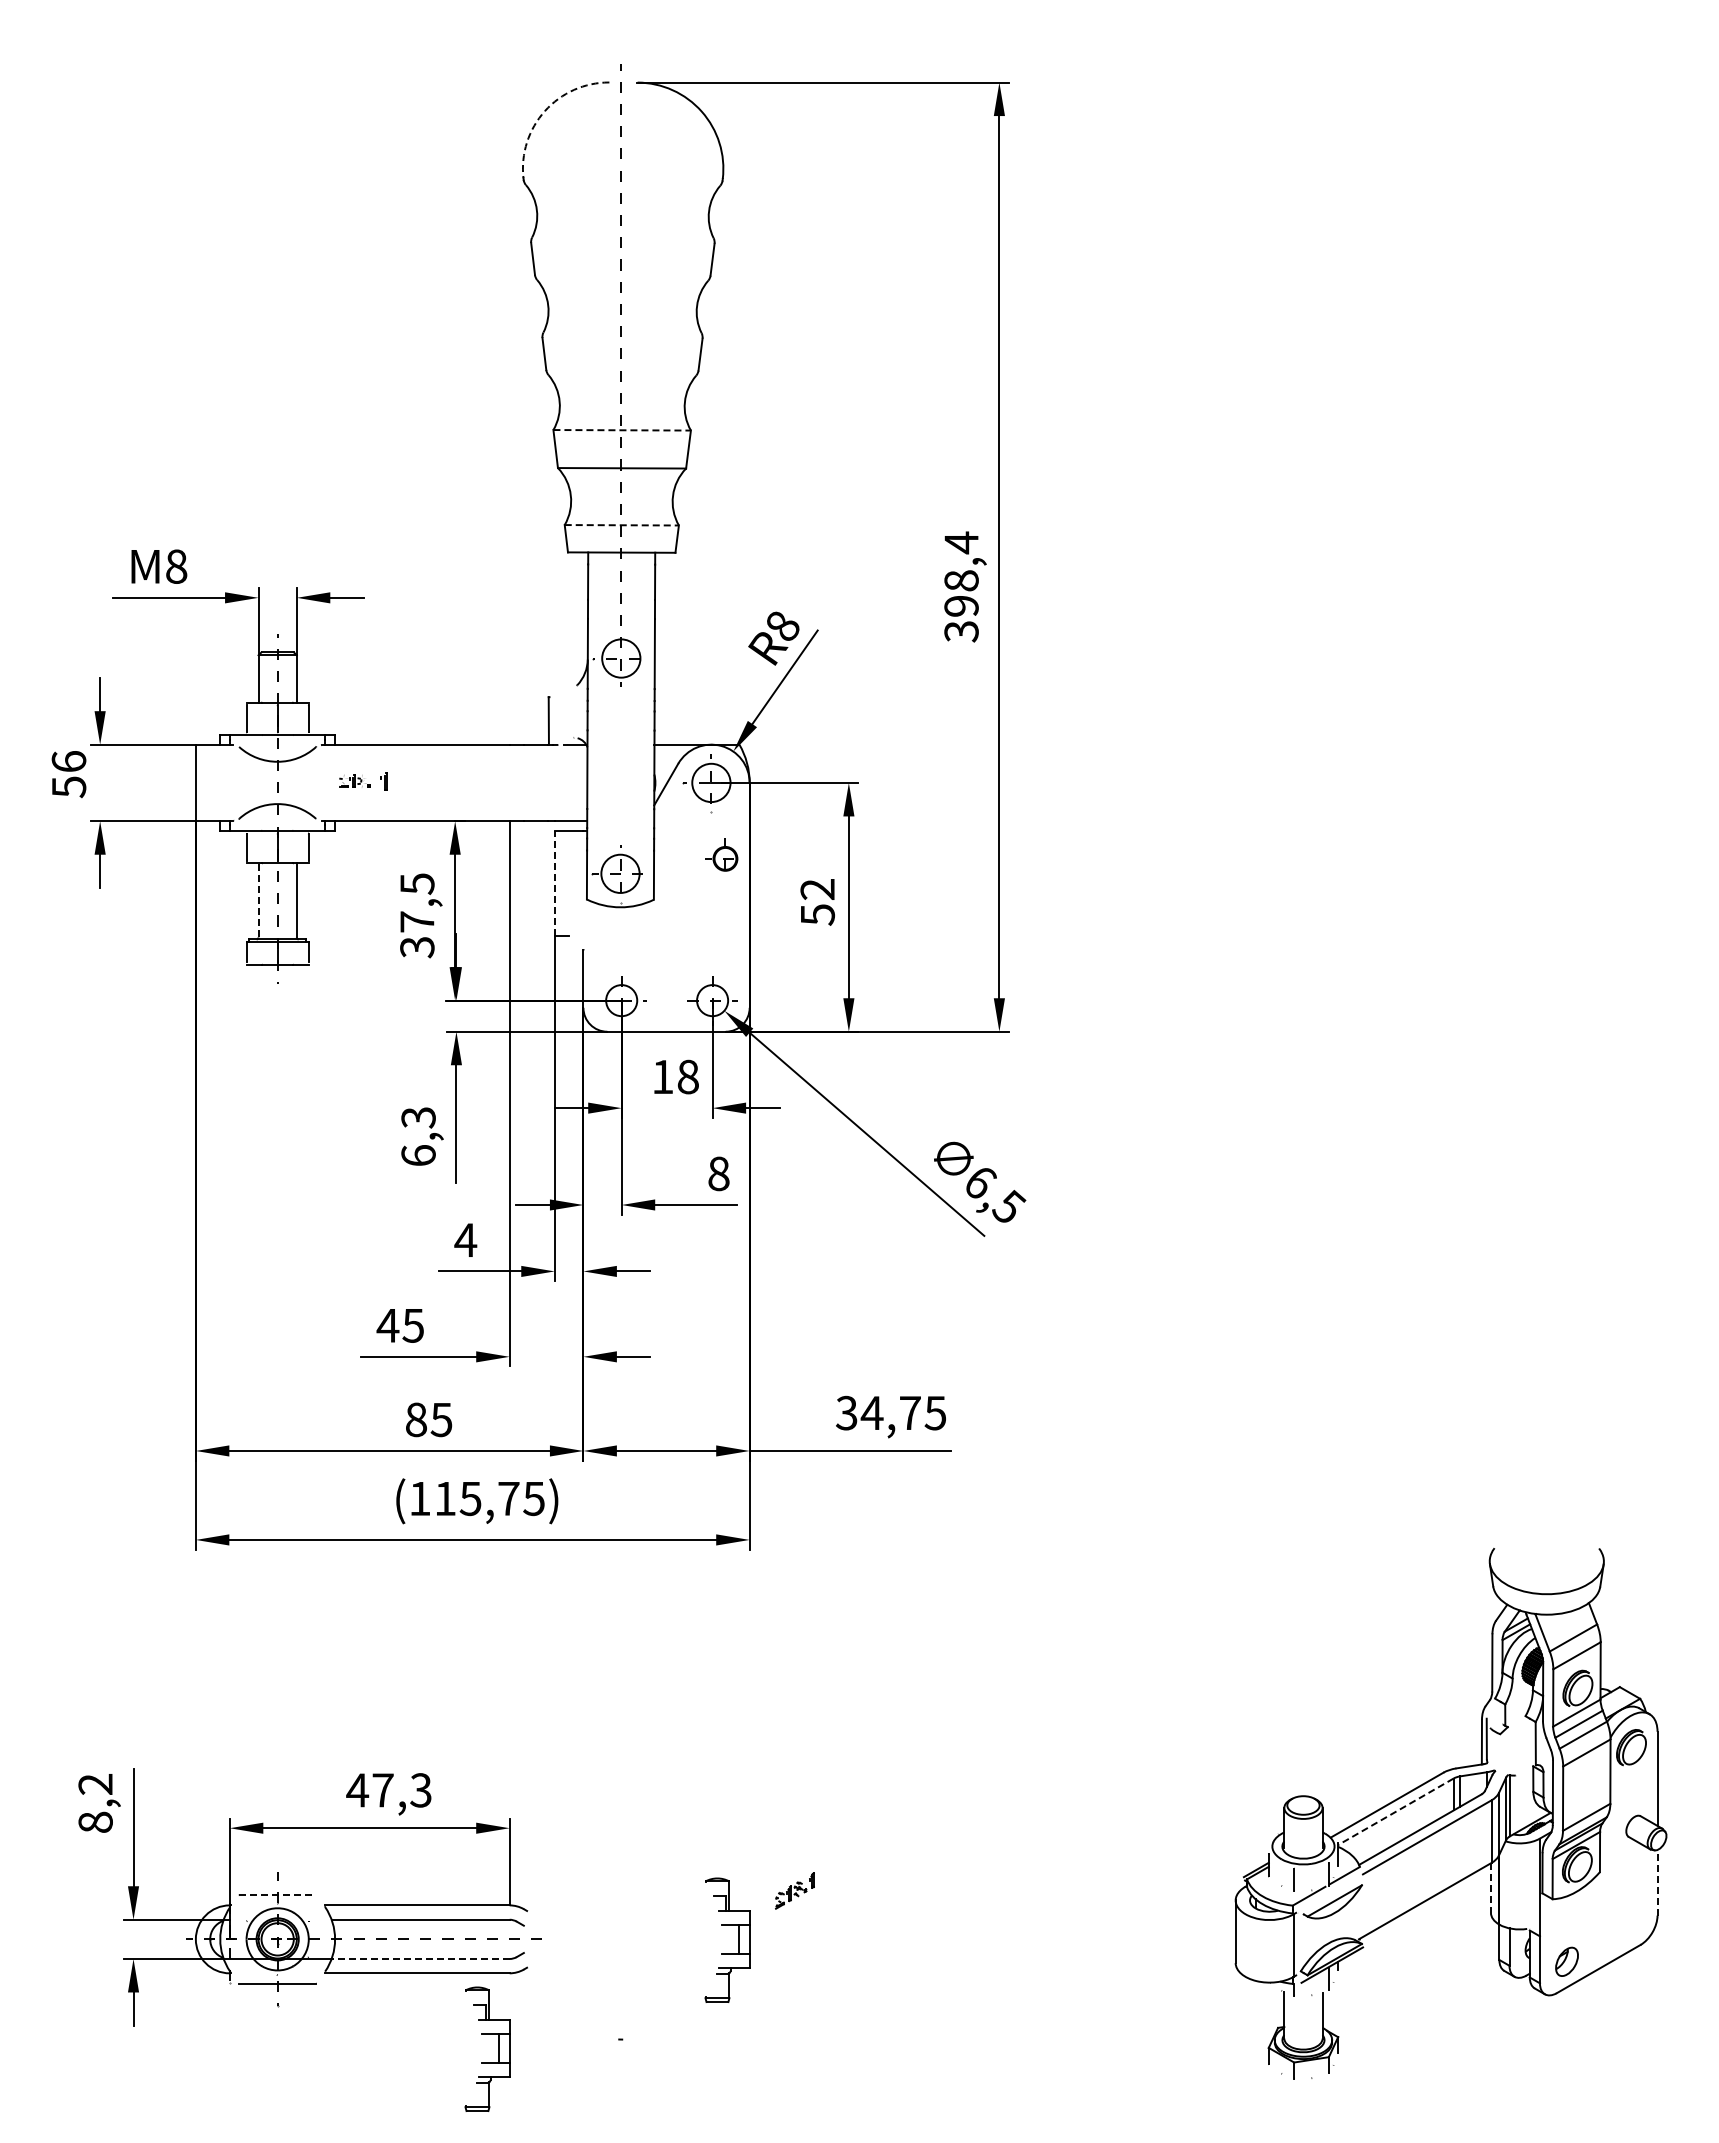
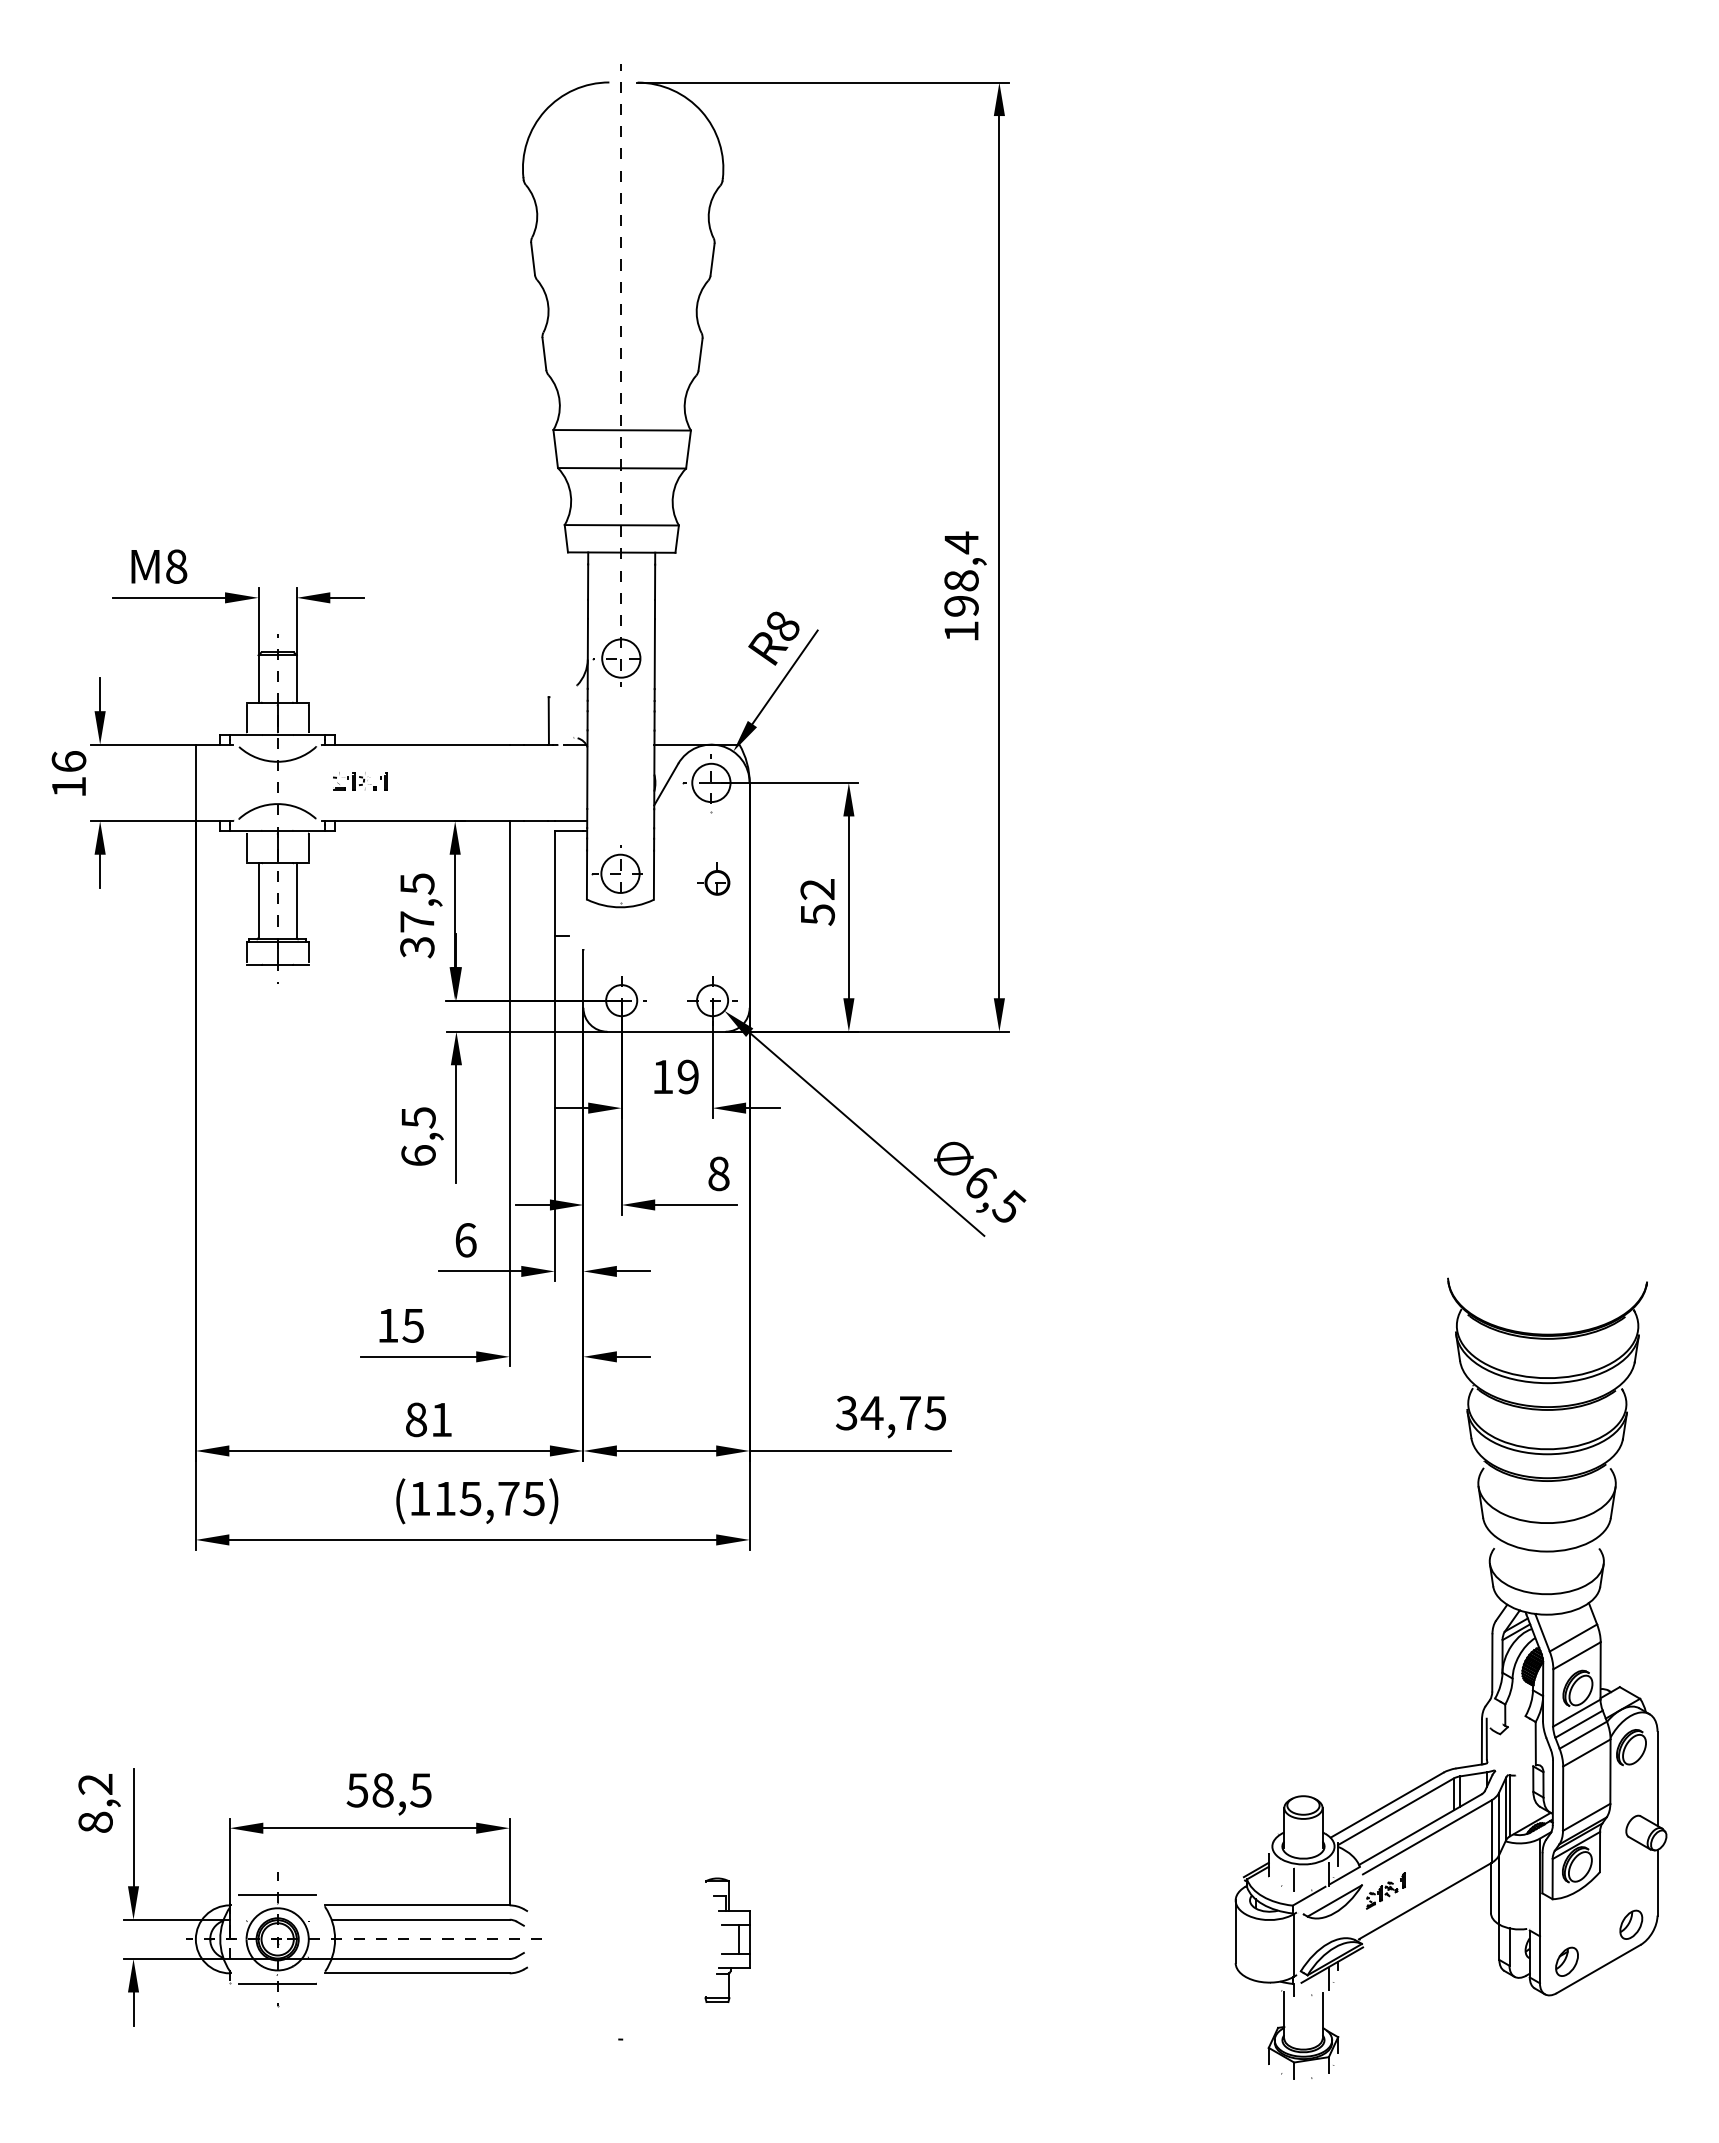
arc: dashed -> solid (544, 111)
line: dashed -> solid (622, 430)
line: dashed -> solid (622, 525)
text: 398,4 -> 198,4 (961, 631)
part size: 32x14 px -> 44x19 px (354, 781)
text: 56 -> 16 (69, 787)
part position: (721, 854) -> (713, 878) (713, 878)
line: dashed -> solid (554, 883)
line: dashed -> solid (258, 899)
text: 18 -> 19 (687, 1076)
text: 6,3 -> 6,5 (417, 1117)
text: 4 -> 6 (465, 1240)
text: 45 -> 15 (387, 1325)
part: none -> present (1547, 1414)
text: 85 -> 81 (441, 1420)
text: 47,3 -> 58,5 (388, 1790)
line: dashed -> solid (1395, 1811)
line: dashed -> solid (1657, 1882)
line: dashed -> solid (1490, 1888)
part position: (794, 1890) -> (1385, 1890) (1385, 1890)
line: dashed -> solid (278, 1895)
part: none -> present (1631, 1924)
line: dashed -> solid (420, 1958)
part: present -> none (498, 2048)
